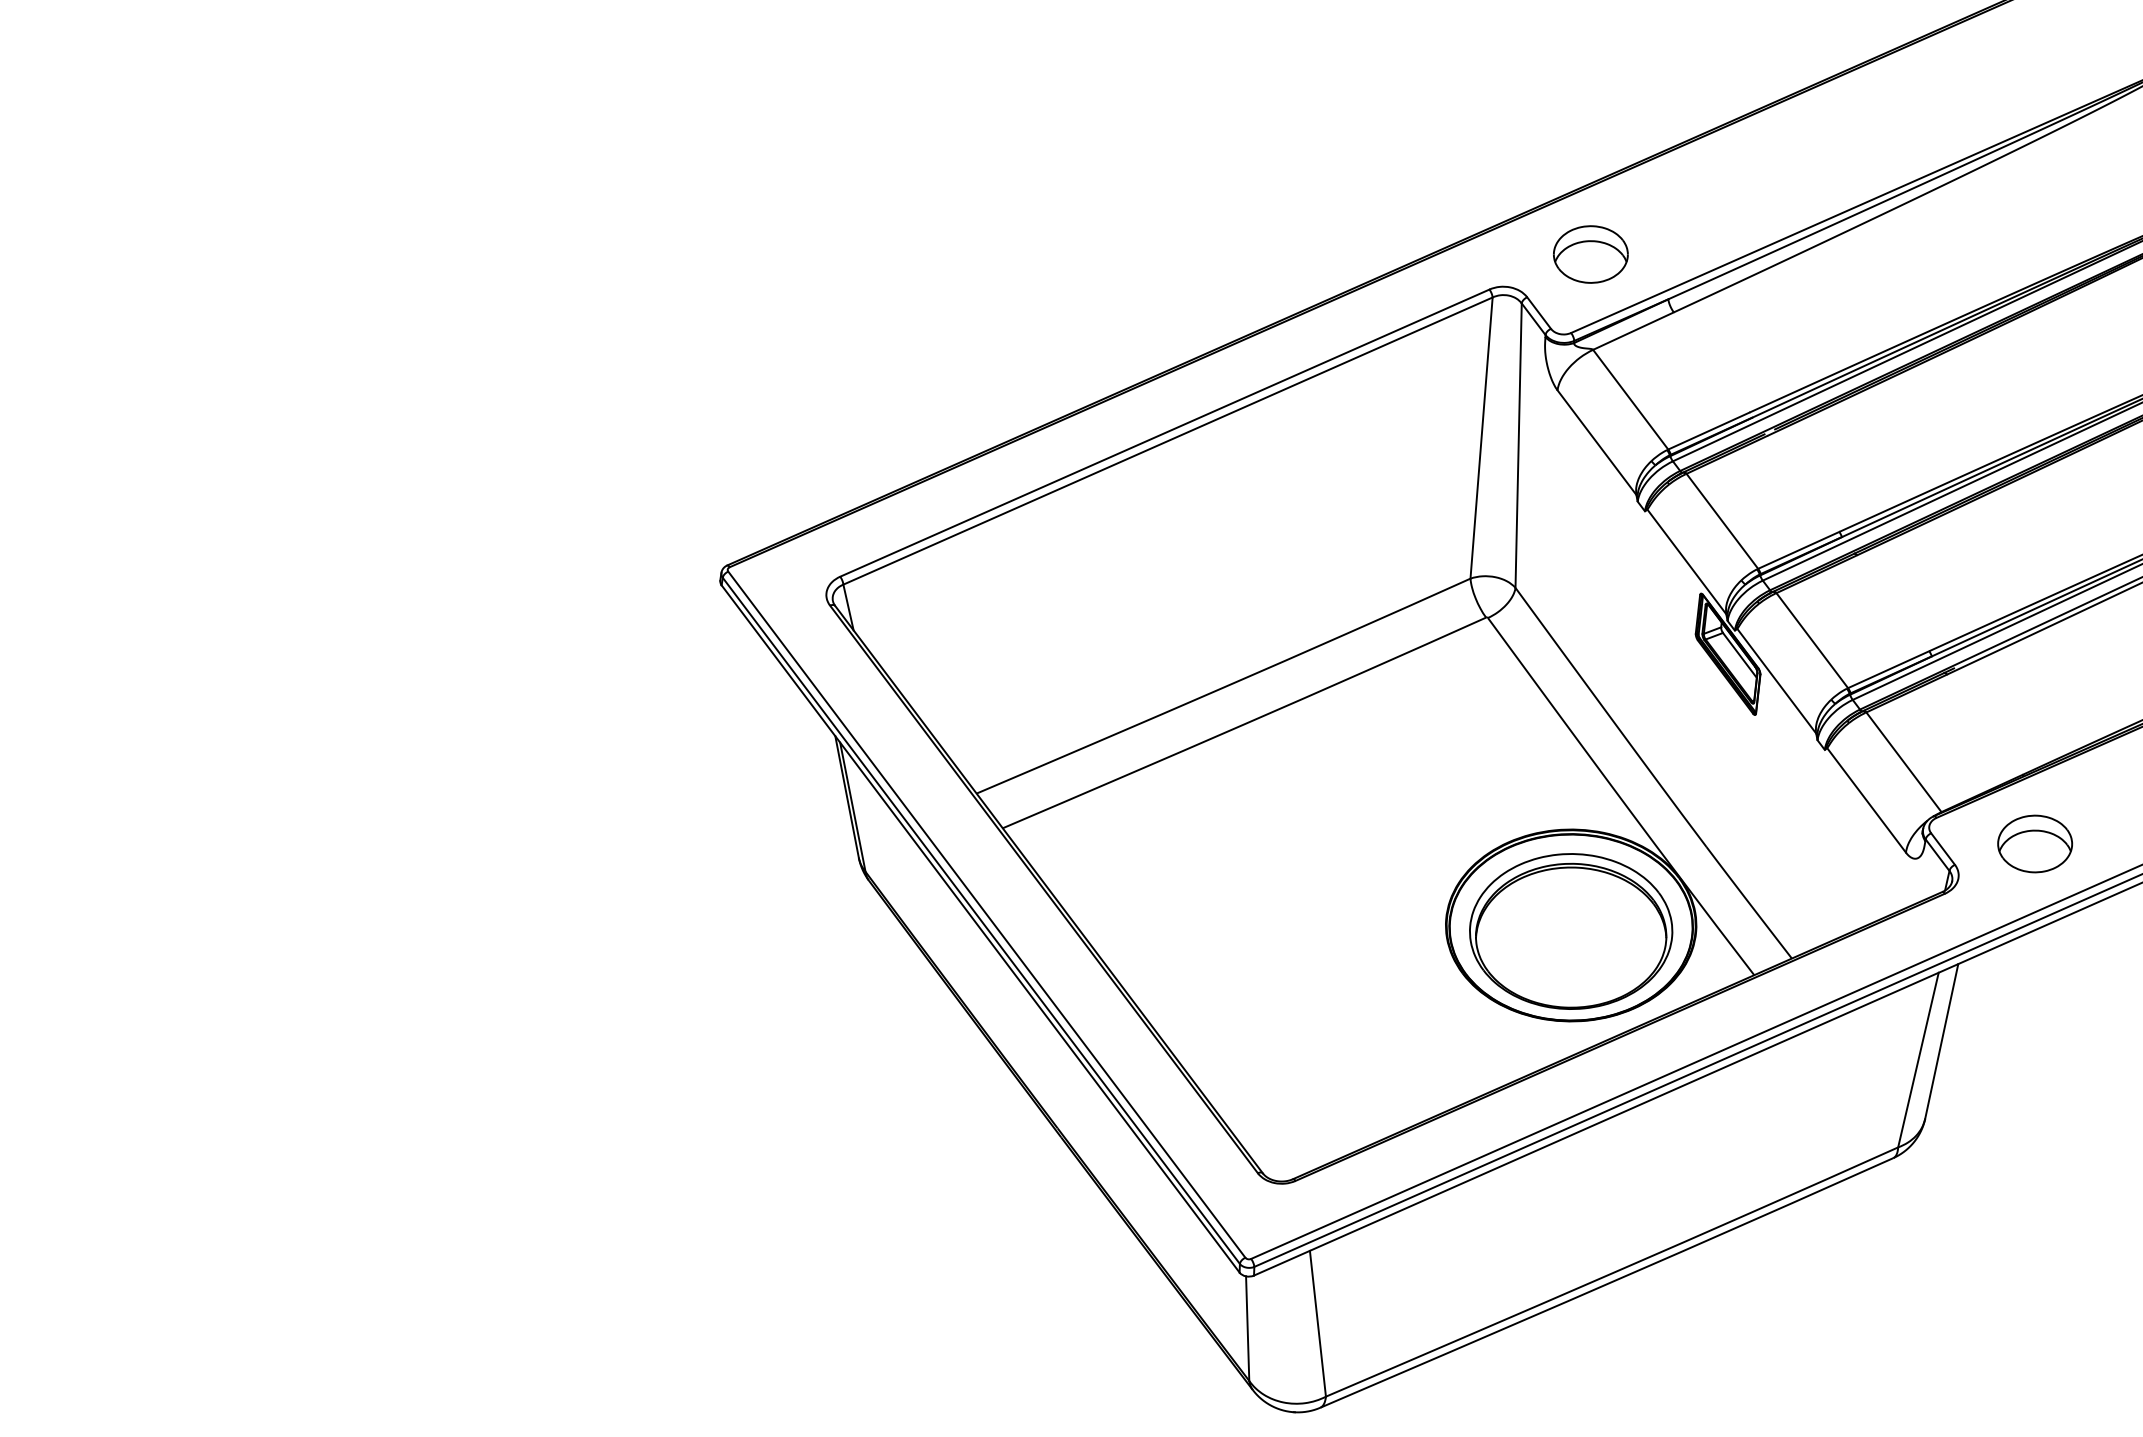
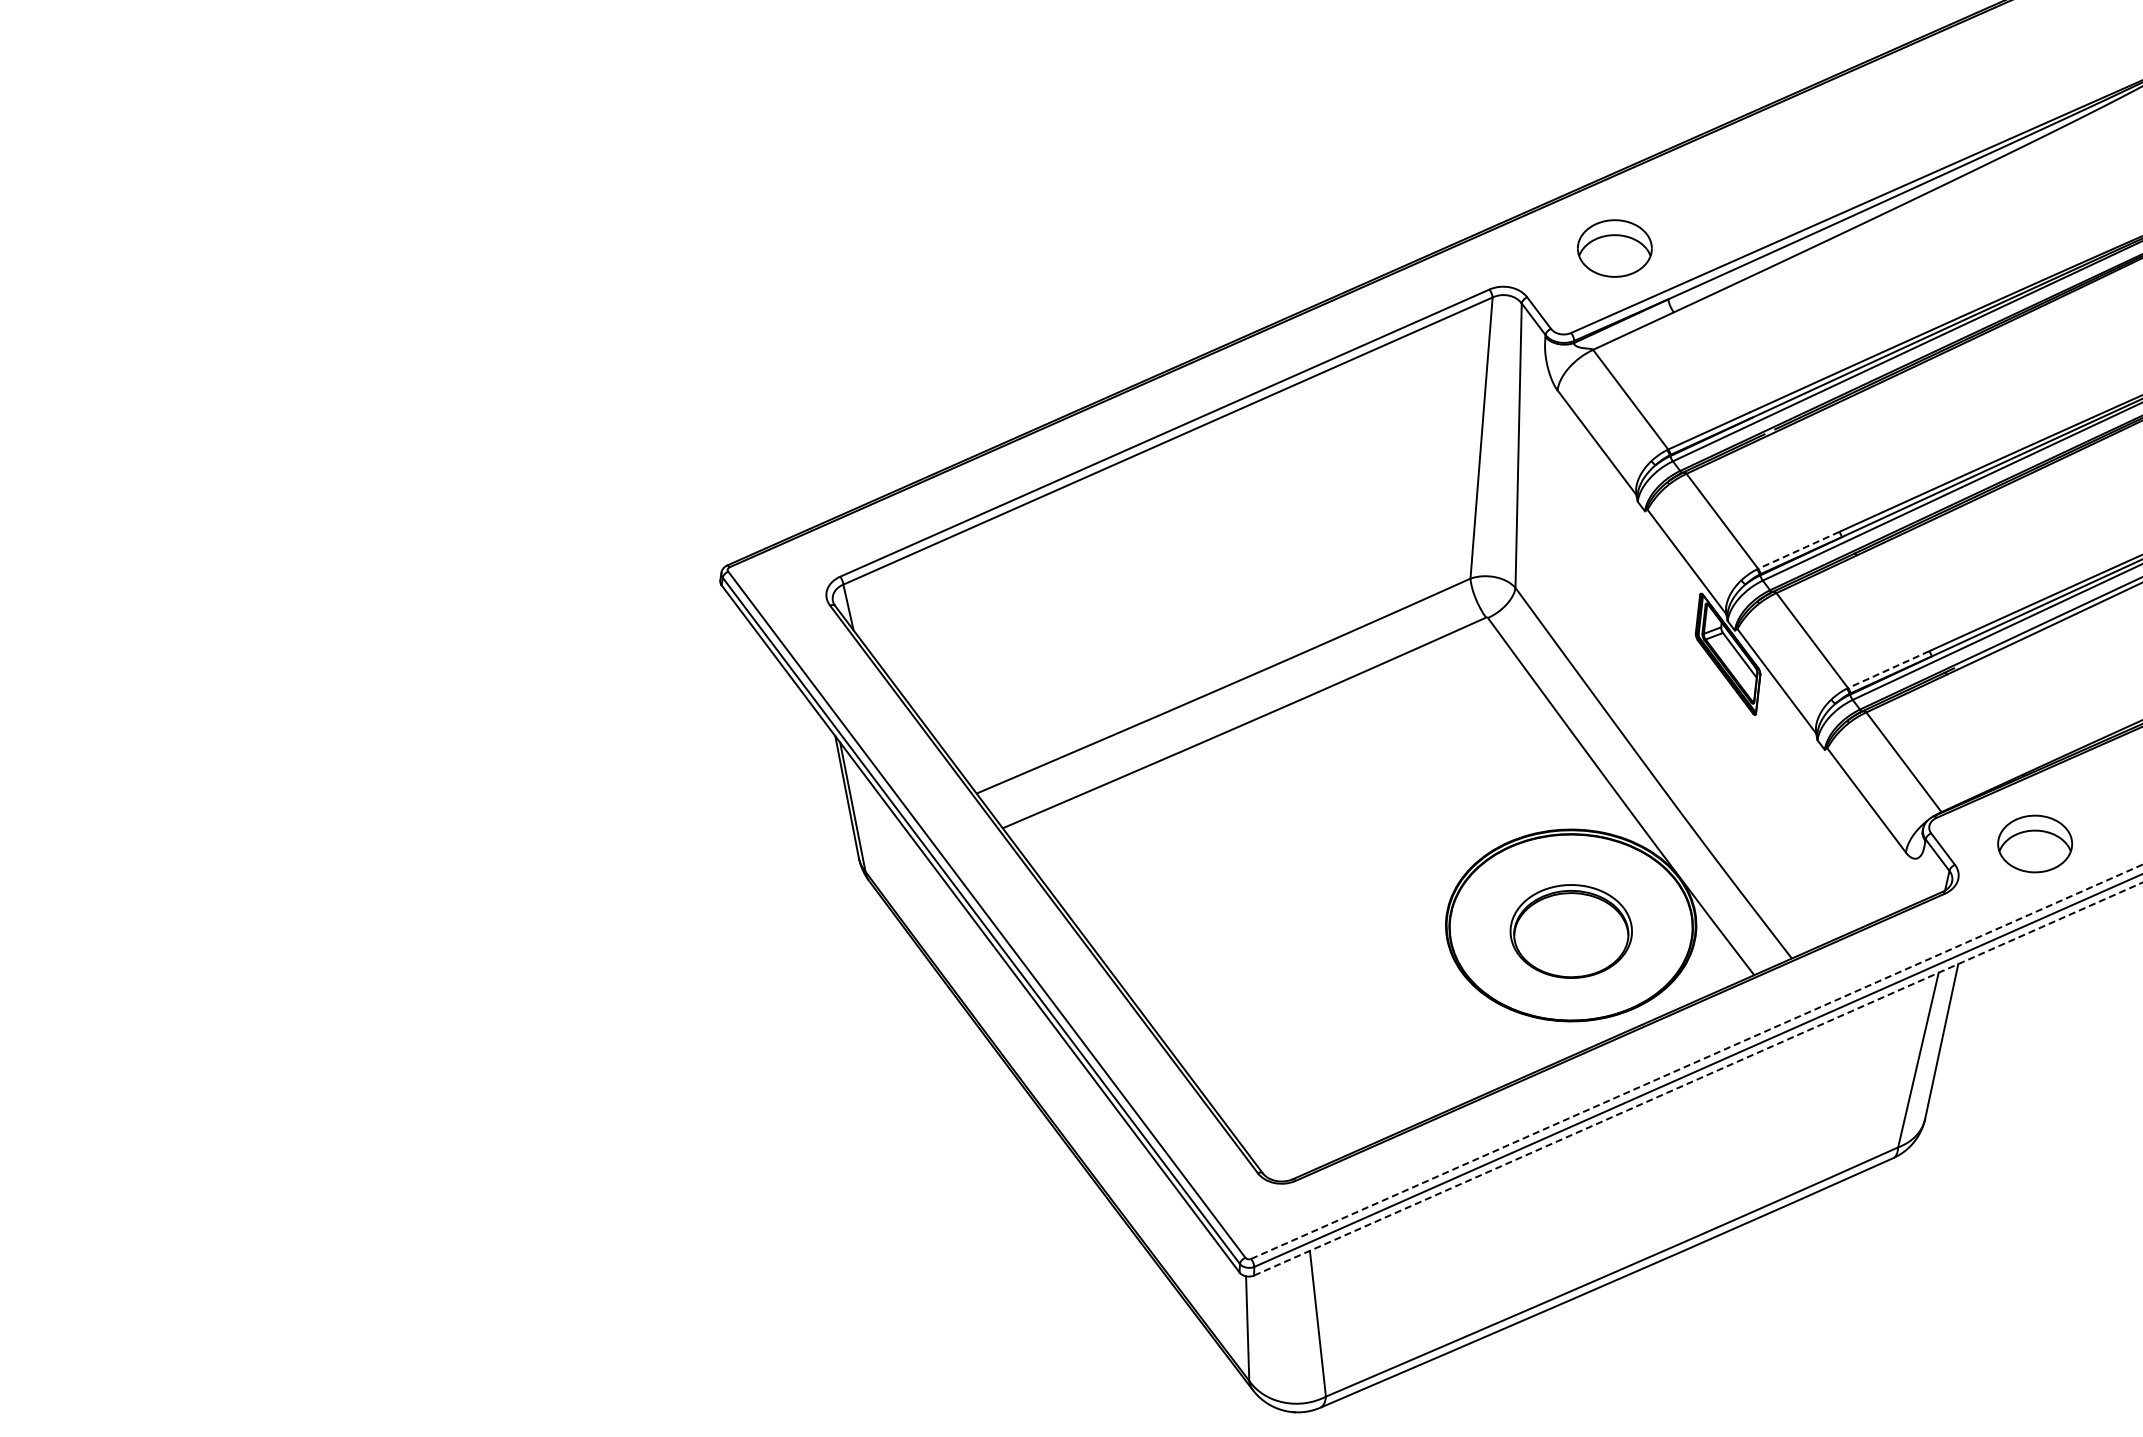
part position: (1590, 254) -> (1614, 248) (1614, 248)
line: solid -> dashed (1798, 550)
line: solid -> dashed (1888, 669)
part size: 205x157 px -> 124x95 px (1570, 931)
line: solid -> dashed (1697, 1061)
line: solid -> dashed (1698, 1079)
